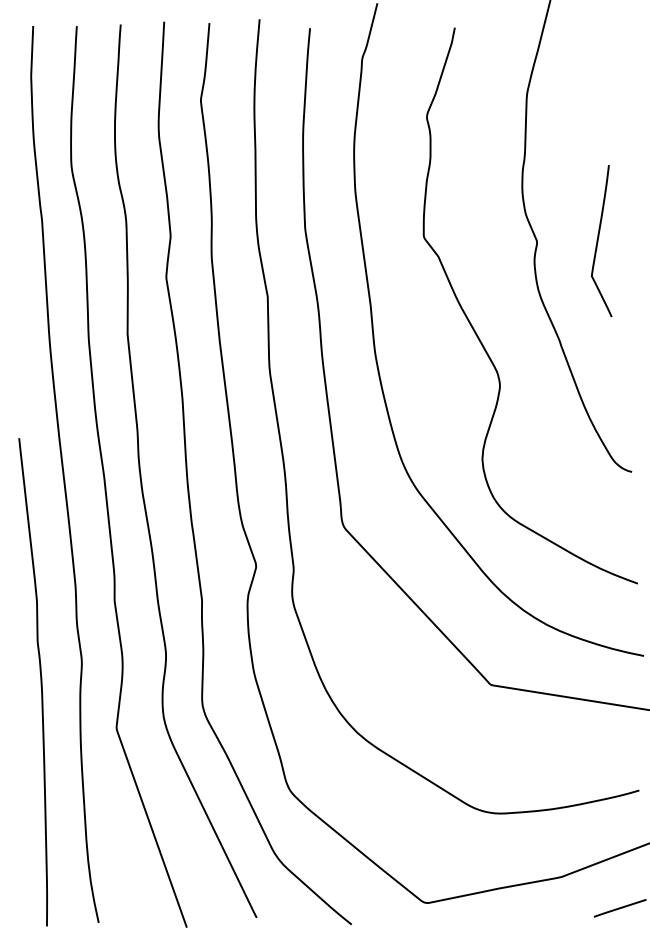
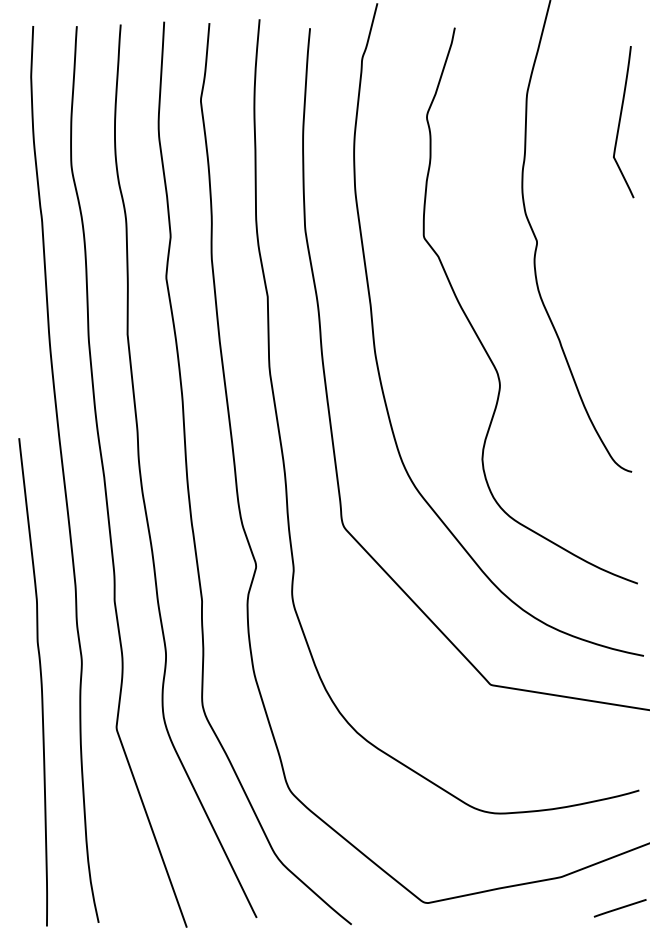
curve position: (598, 241) -> (620, 122) (620, 122)
